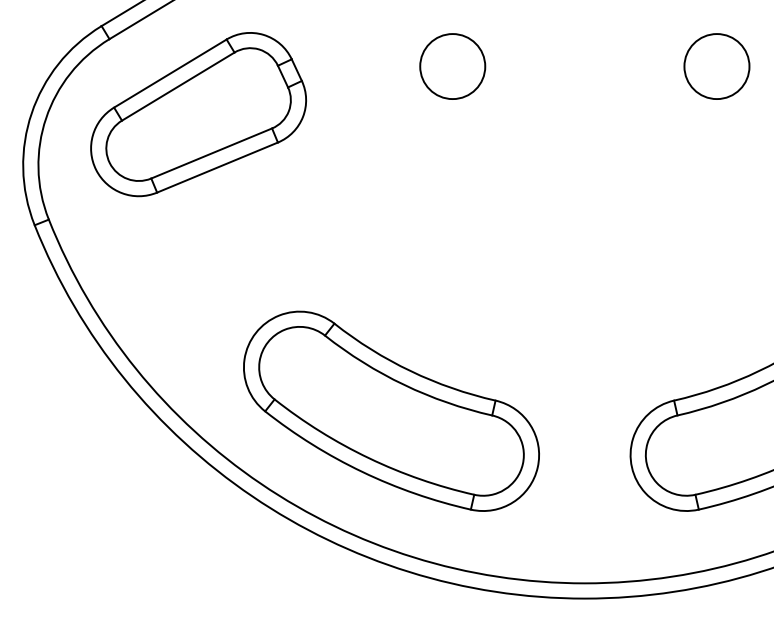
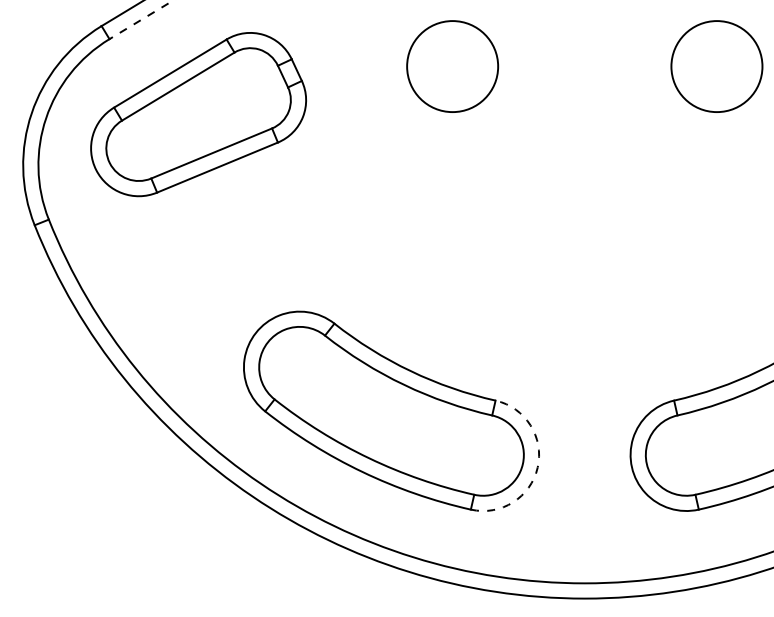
line: solid -> dashed (141, 20)
circle size: 68x67 px -> 94x93 px (452, 66)
circle size: 68x67 px -> 94x93 px (716, 66)
arc: solid -> dashed (537, 467)
